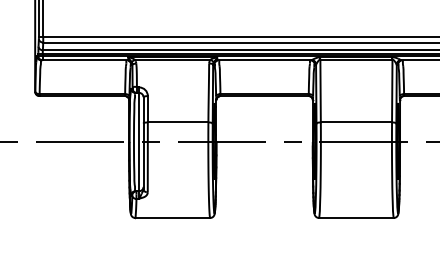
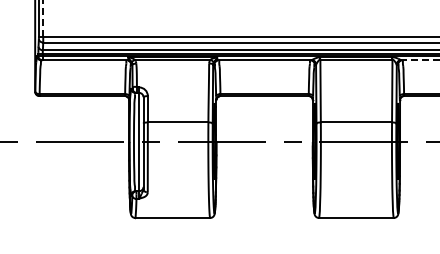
line: solid -> dashed (43, 18)
line: solid -> dashed (419, 60)
